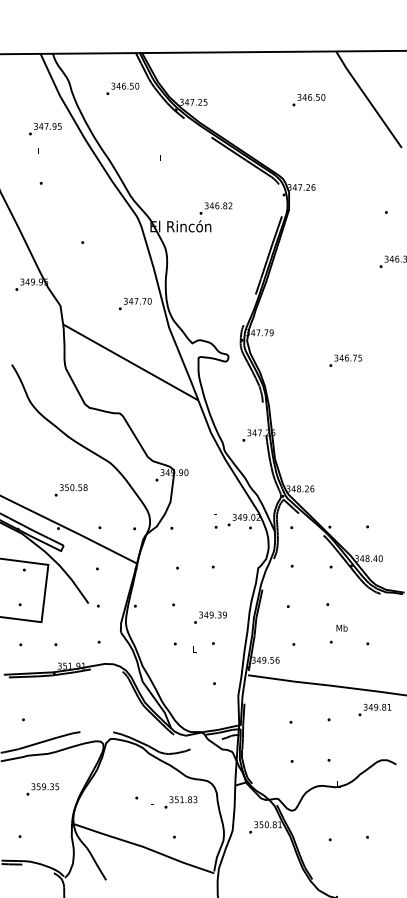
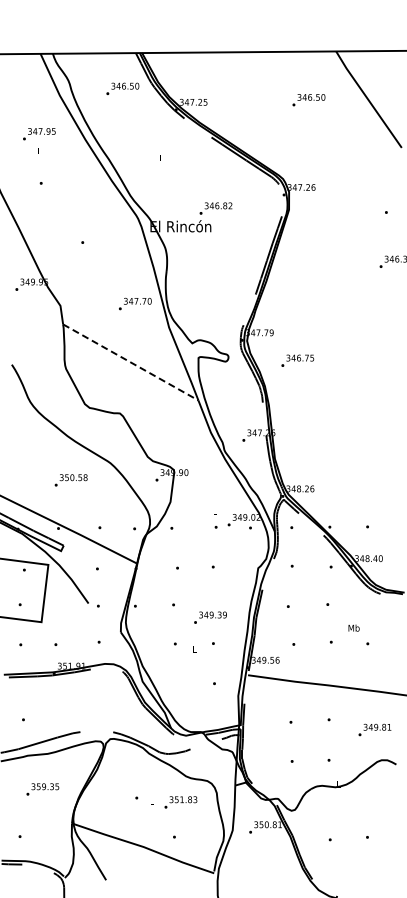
text position: (45, 129) -> (39, 134) (39, 134)
text position: (345, 360) -> (297, 360) (297, 360)
line: solid -> dashed (130, 362)
text position: (70, 490) -> (70, 480) (70, 480)
text position: (341, 627) -> (353, 627) (353, 627)
text position: (374, 709) -> (374, 729) (374, 729)
